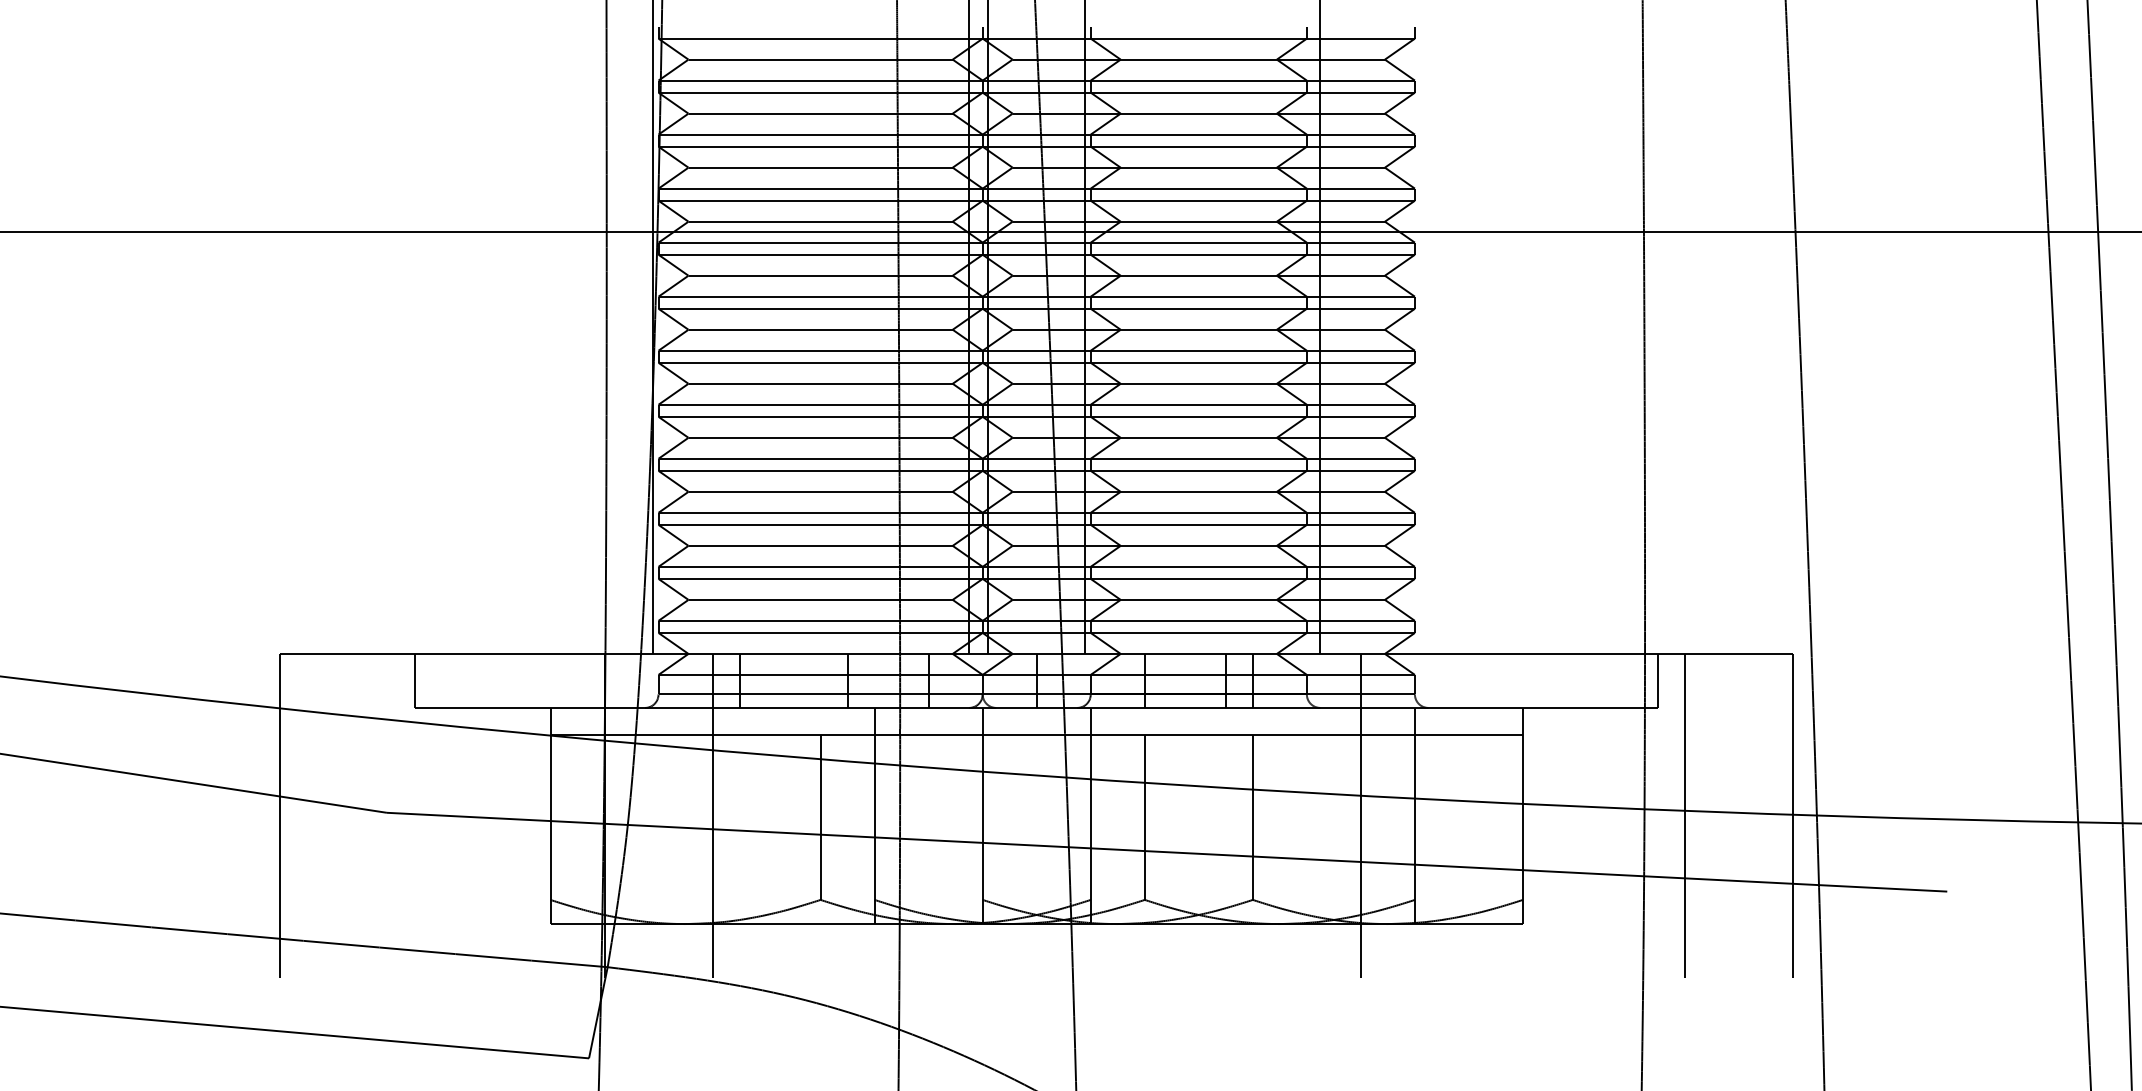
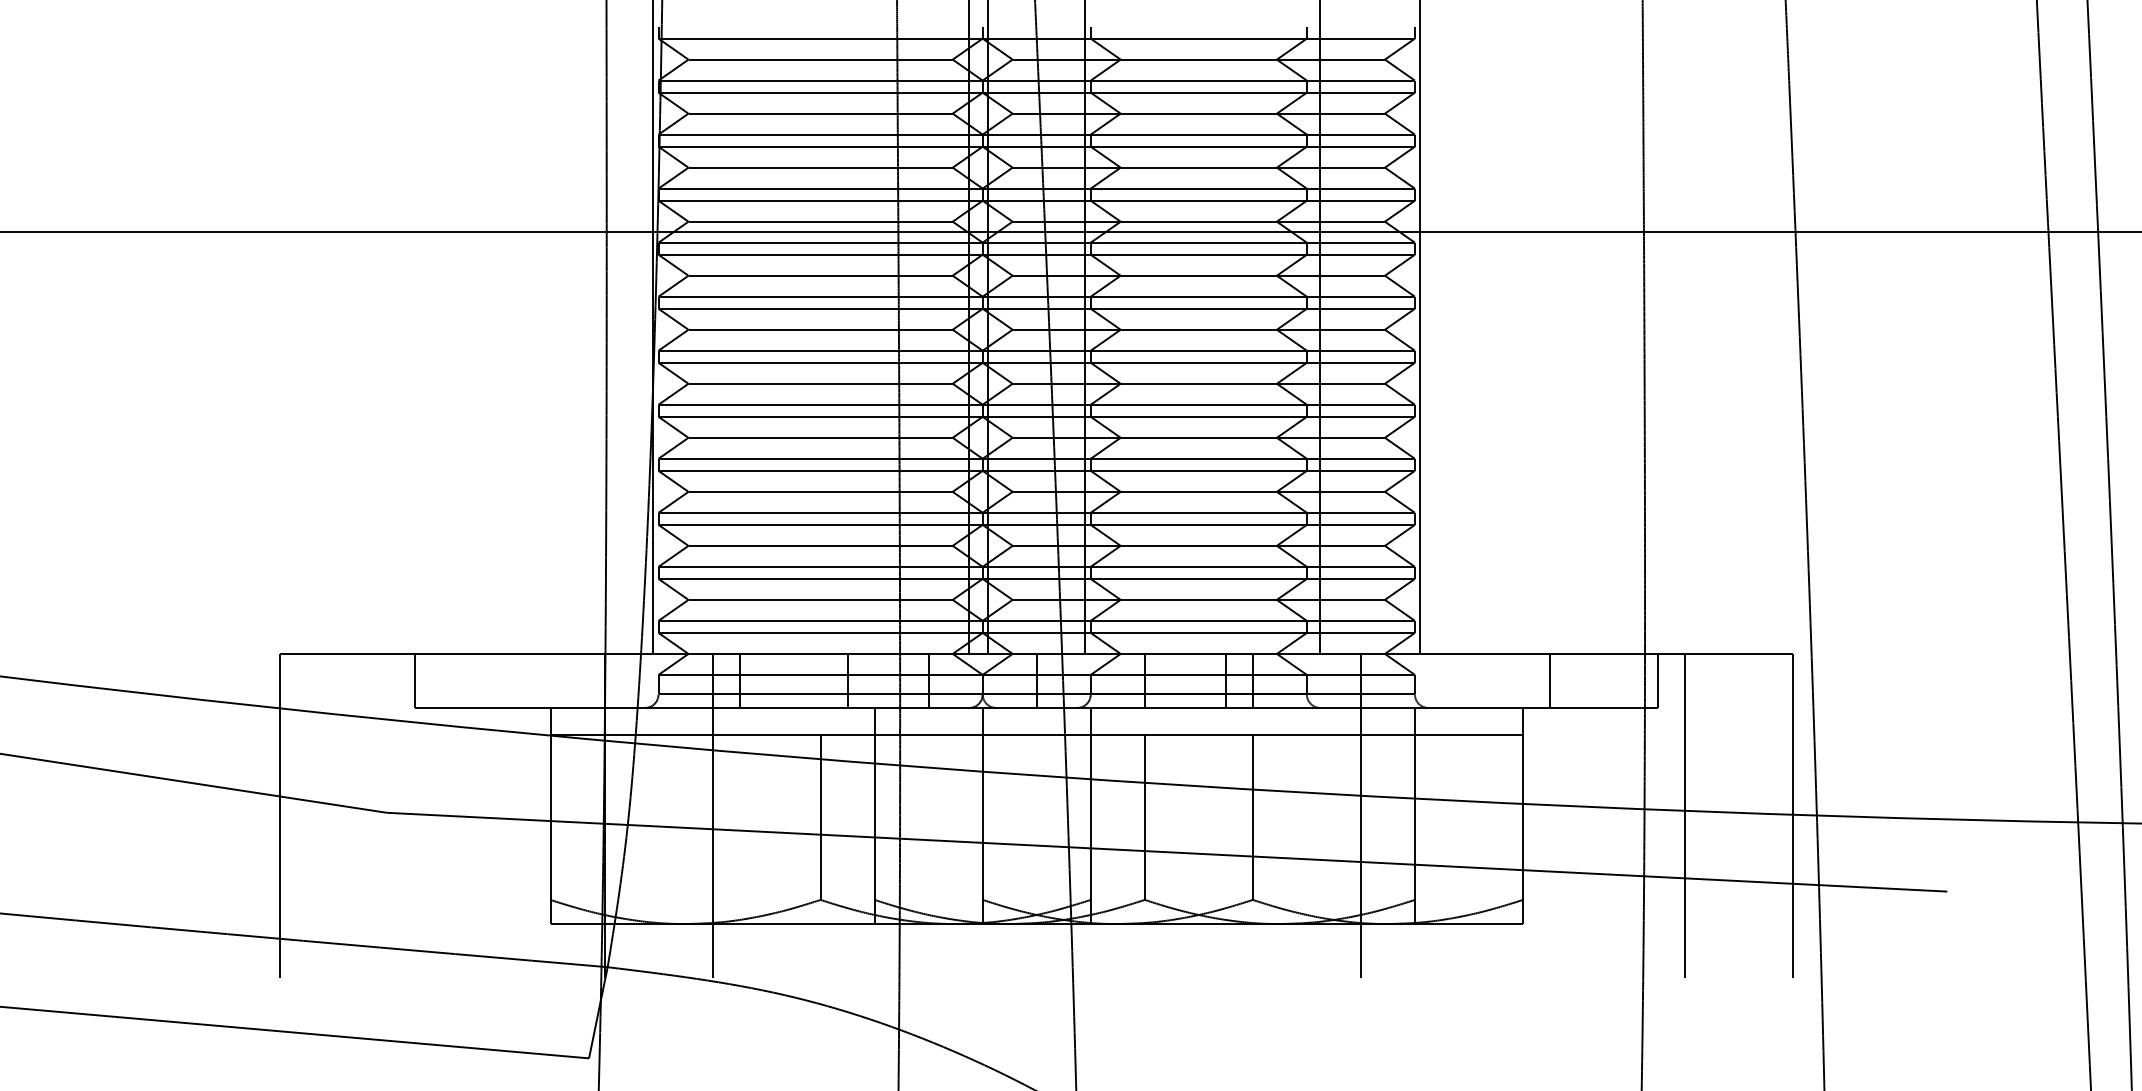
line: none -> present (1420, 327)
line: none -> present (1549, 680)
